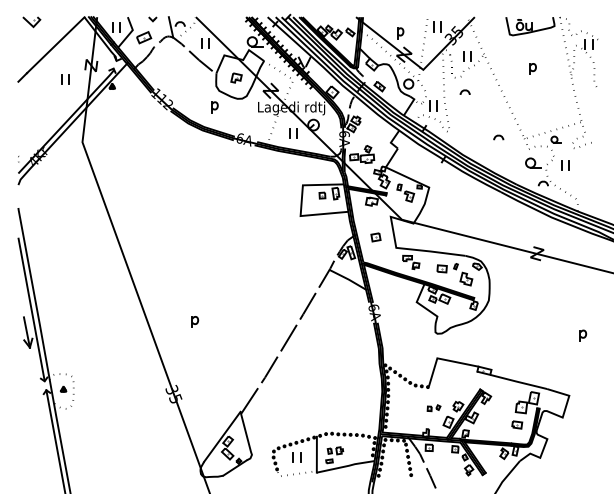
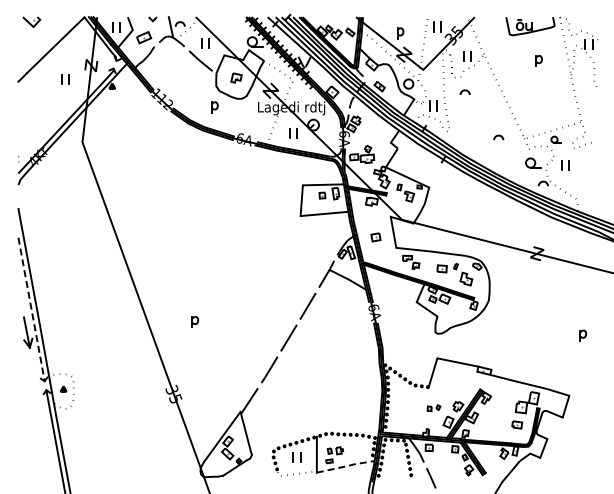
part position: (532, 68) -> (538, 60) (538, 60)
line: solid -> dashed (31, 310)
line: solid -> dashed (347, 466)
